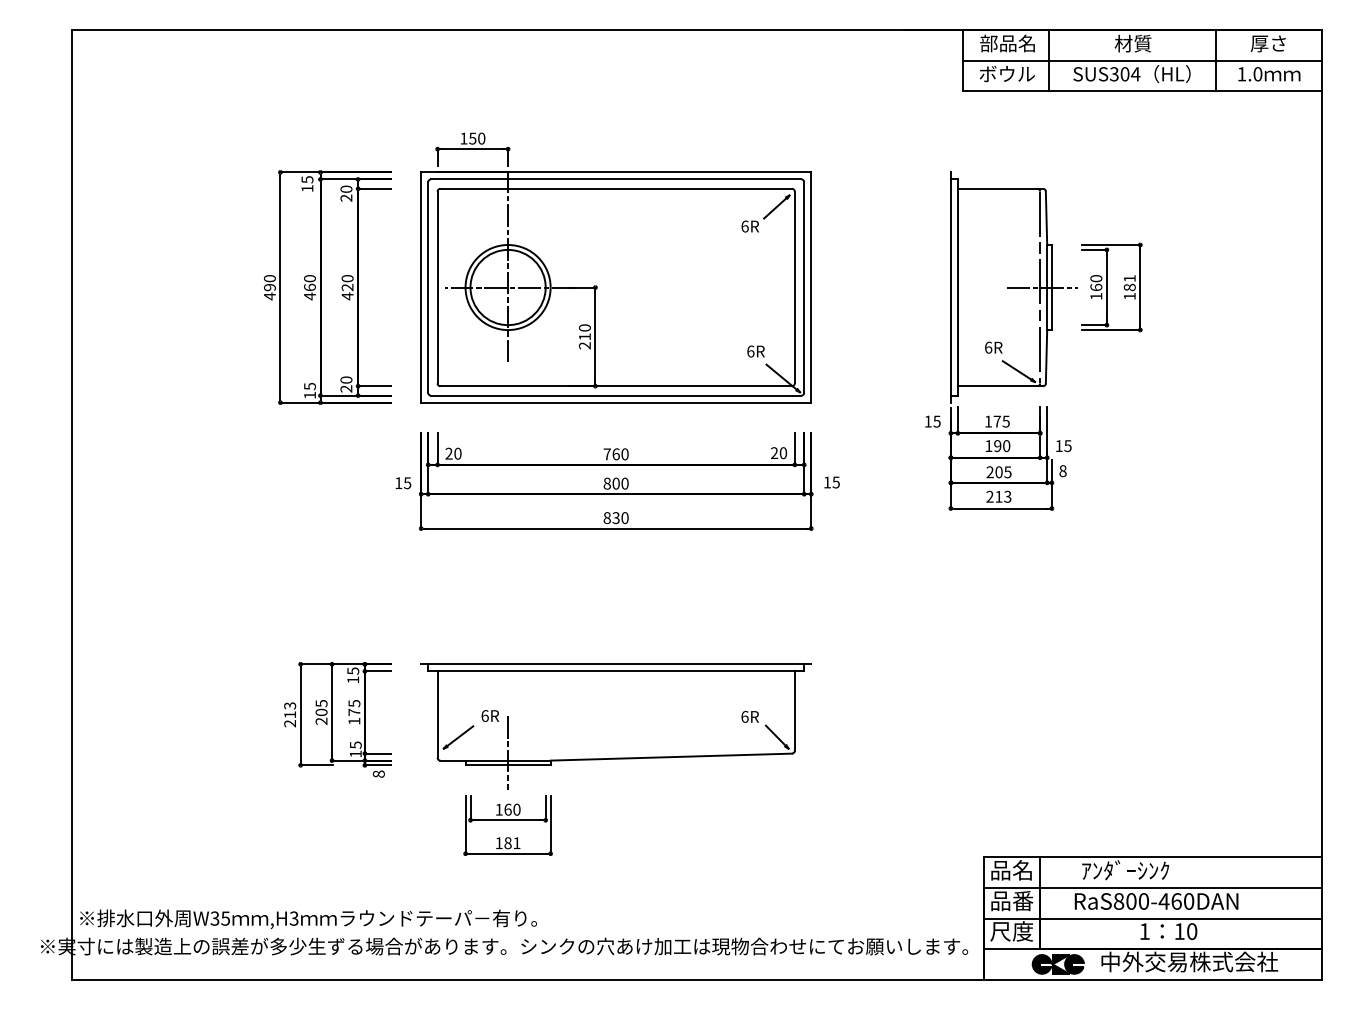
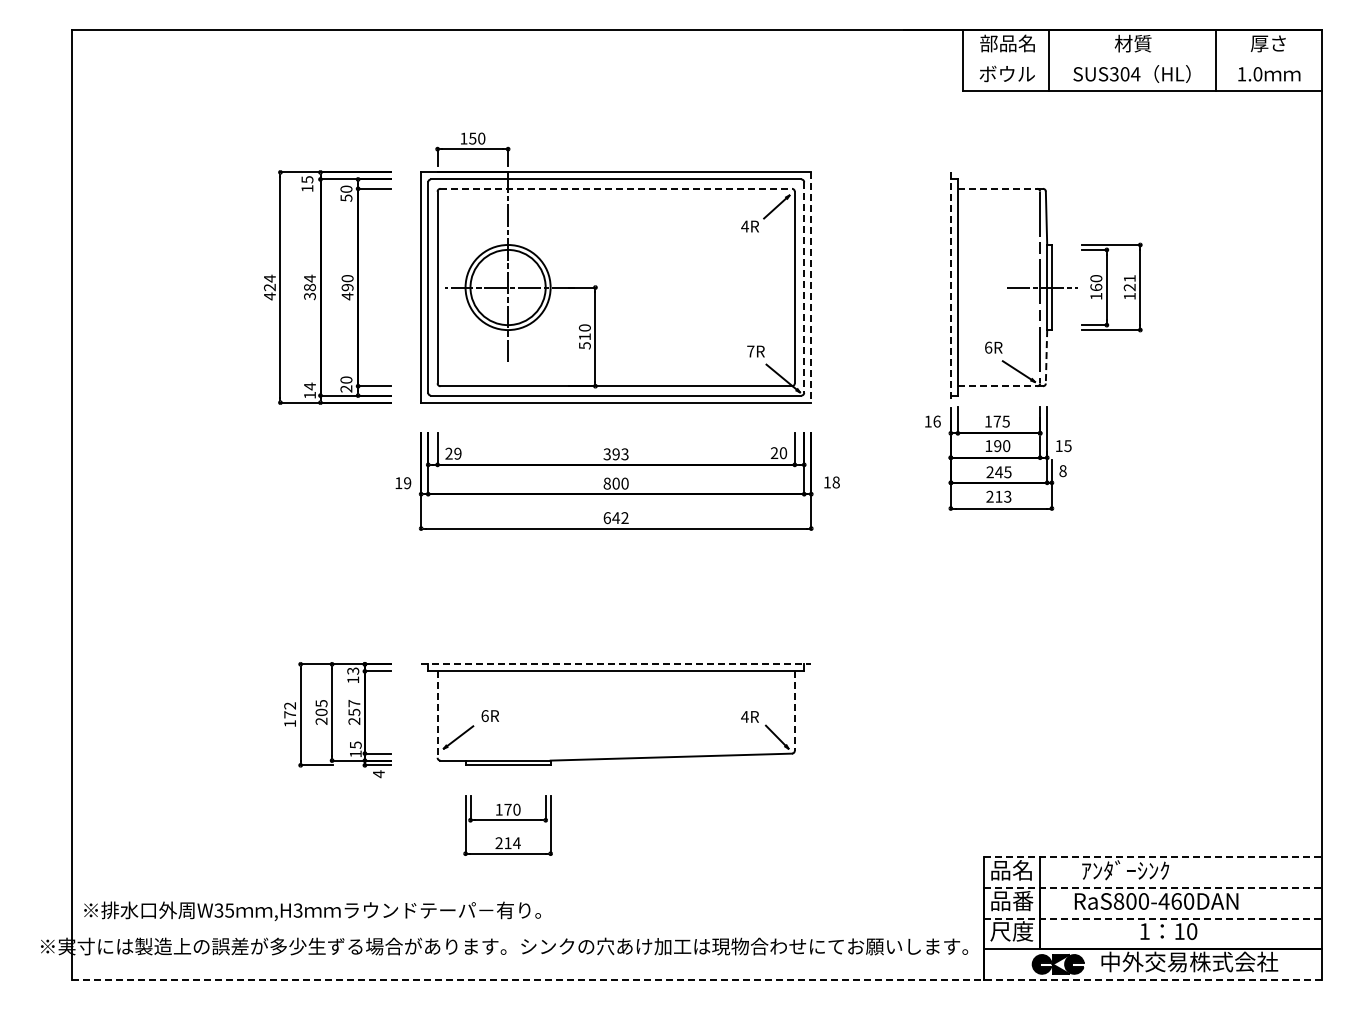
line: present -> none (1142, 60)
line: solid -> dashed (616, 188)
line: solid -> dashed (997, 188)
text: 20 -> 50 (346, 197)
text: 6R -> 4R (744, 226)
text: 490 -> 424 (269, 282)
text: 460 -> 384 (309, 287)
text: 420 -> 490 (347, 287)
text: 181 -> 121 (1129, 287)
line: solid -> dashed (804, 288)
line: solid -> dashed (811, 288)
line: solid -> dashed (950, 288)
text: 210 -> 510 (584, 345)
text: 6R -> 7R (750, 351)
line: solid -> dashed (1046, 356)
text: 15 -> 14 (309, 386)
line: solid -> dashed (997, 386)
text: 15 -> 16 (936, 421)
text: 20 -> 29 (457, 453)
text: 760 -> 393 (615, 454)
text: 205 -> 245 (998, 472)
text: 15 -> 18 (835, 482)
text: 15 -> 19 (407, 483)
text: 830 -> 642 (615, 518)
line: solid -> dashed (616, 664)
text: 15 -> 13 (352, 670)
line: solid -> dashed (794, 711)
text: 175 -> 257 (354, 712)
text: 213 -> 172 (290, 714)
line: solid -> dashed (437, 715)
text: 6R -> 4R (744, 716)
line: present -> none (508, 752)
text: 8 -> 4 (378, 774)
text: 160 -> 170 (507, 809)
text: 181 -> 214 (507, 843)
line: solid -> dashed (1153, 857)
line: solid -> dashed (1153, 888)
text position: (308, 918) -> (312, 910) (312, 910)
line: solid -> dashed (1153, 918)
line: solid -> dashed (697, 979)
